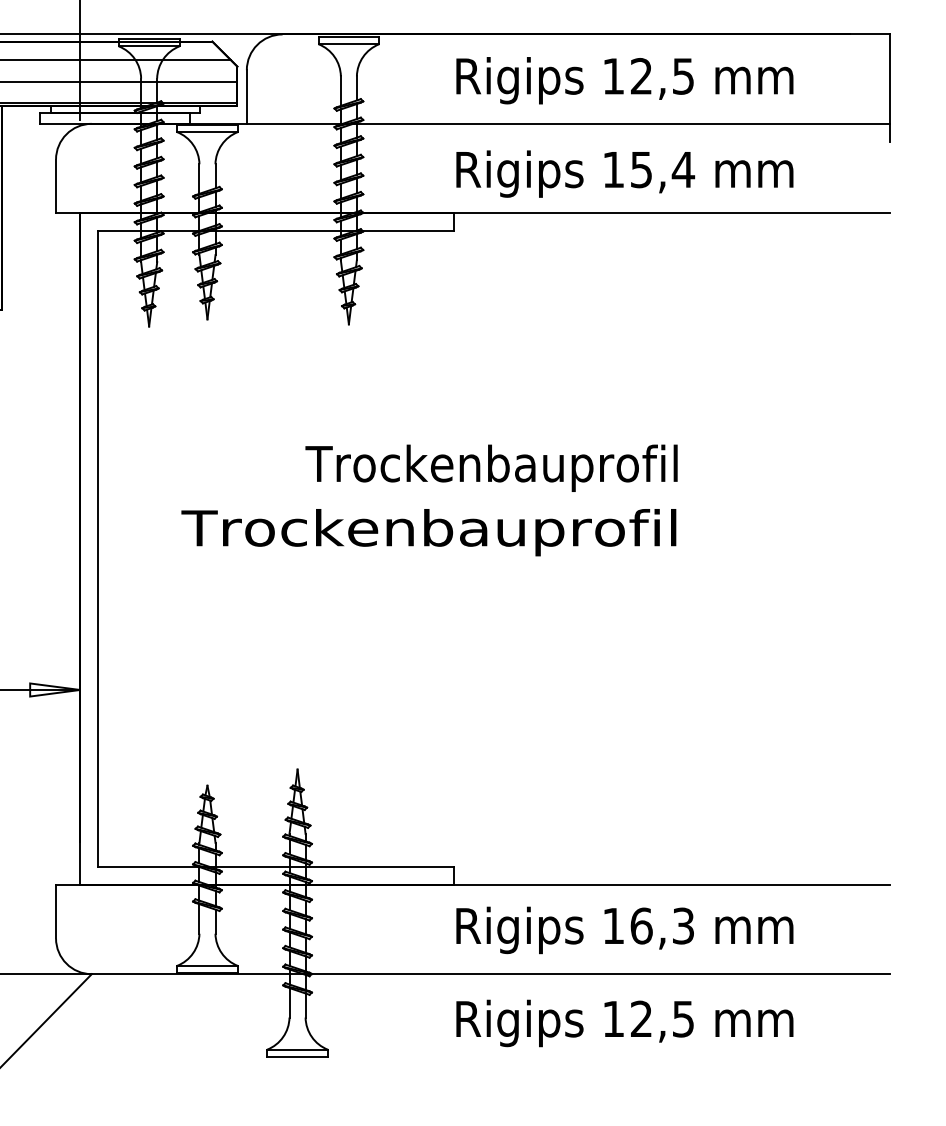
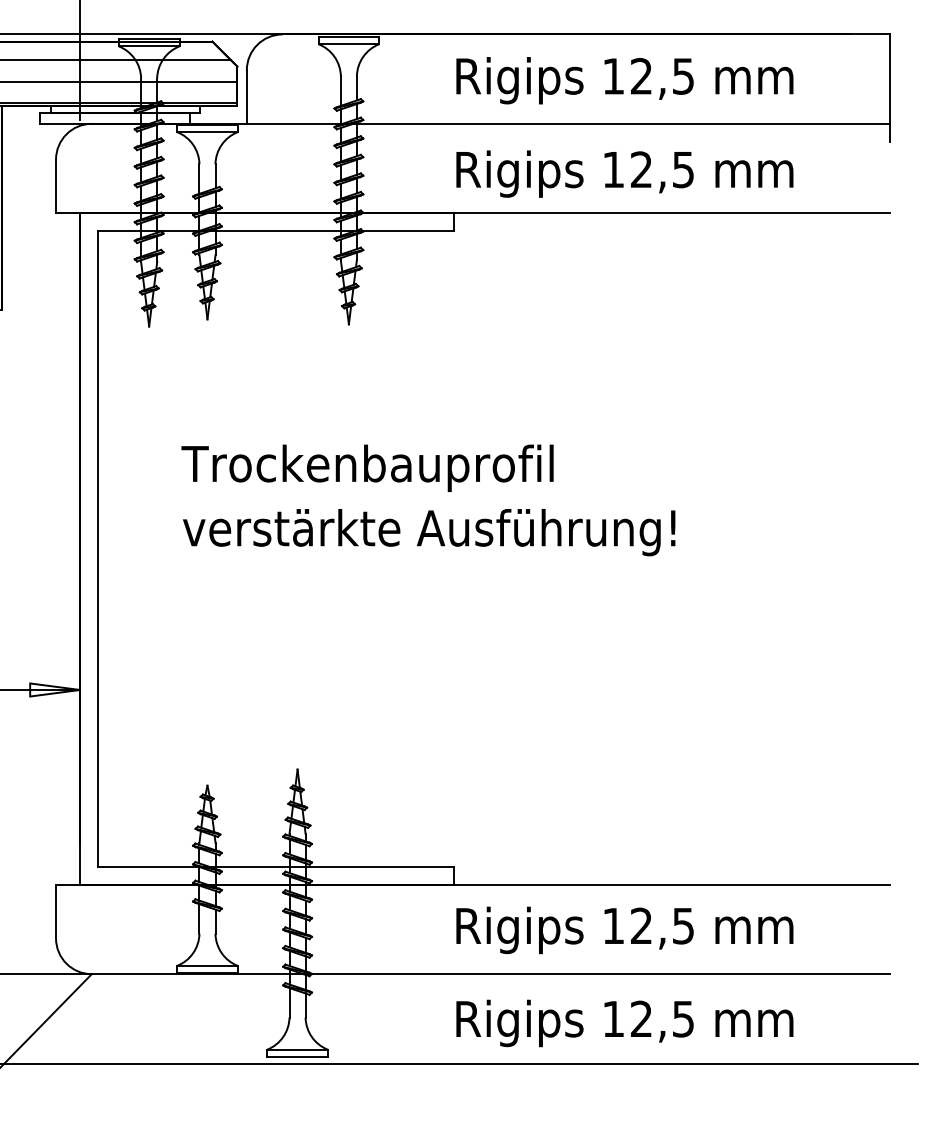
text: 15,4 -> 12,5 (663, 169)
text position: (491, 467) -> (367, 467) (367, 467)
text: Trockenbauprofil -> verstärkte Ausführung! (428, 532)
text: 16,3 -> 12,5 (661, 925)
line: none -> present (459, 1063)
